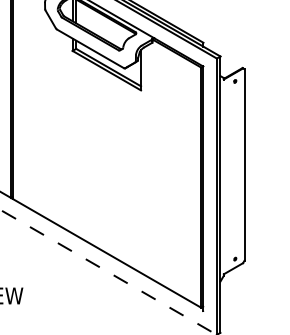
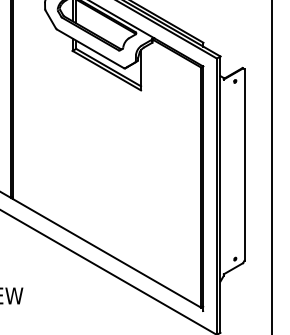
line: none -> present (272, 166)
line: dashed -> solid (108, 272)
